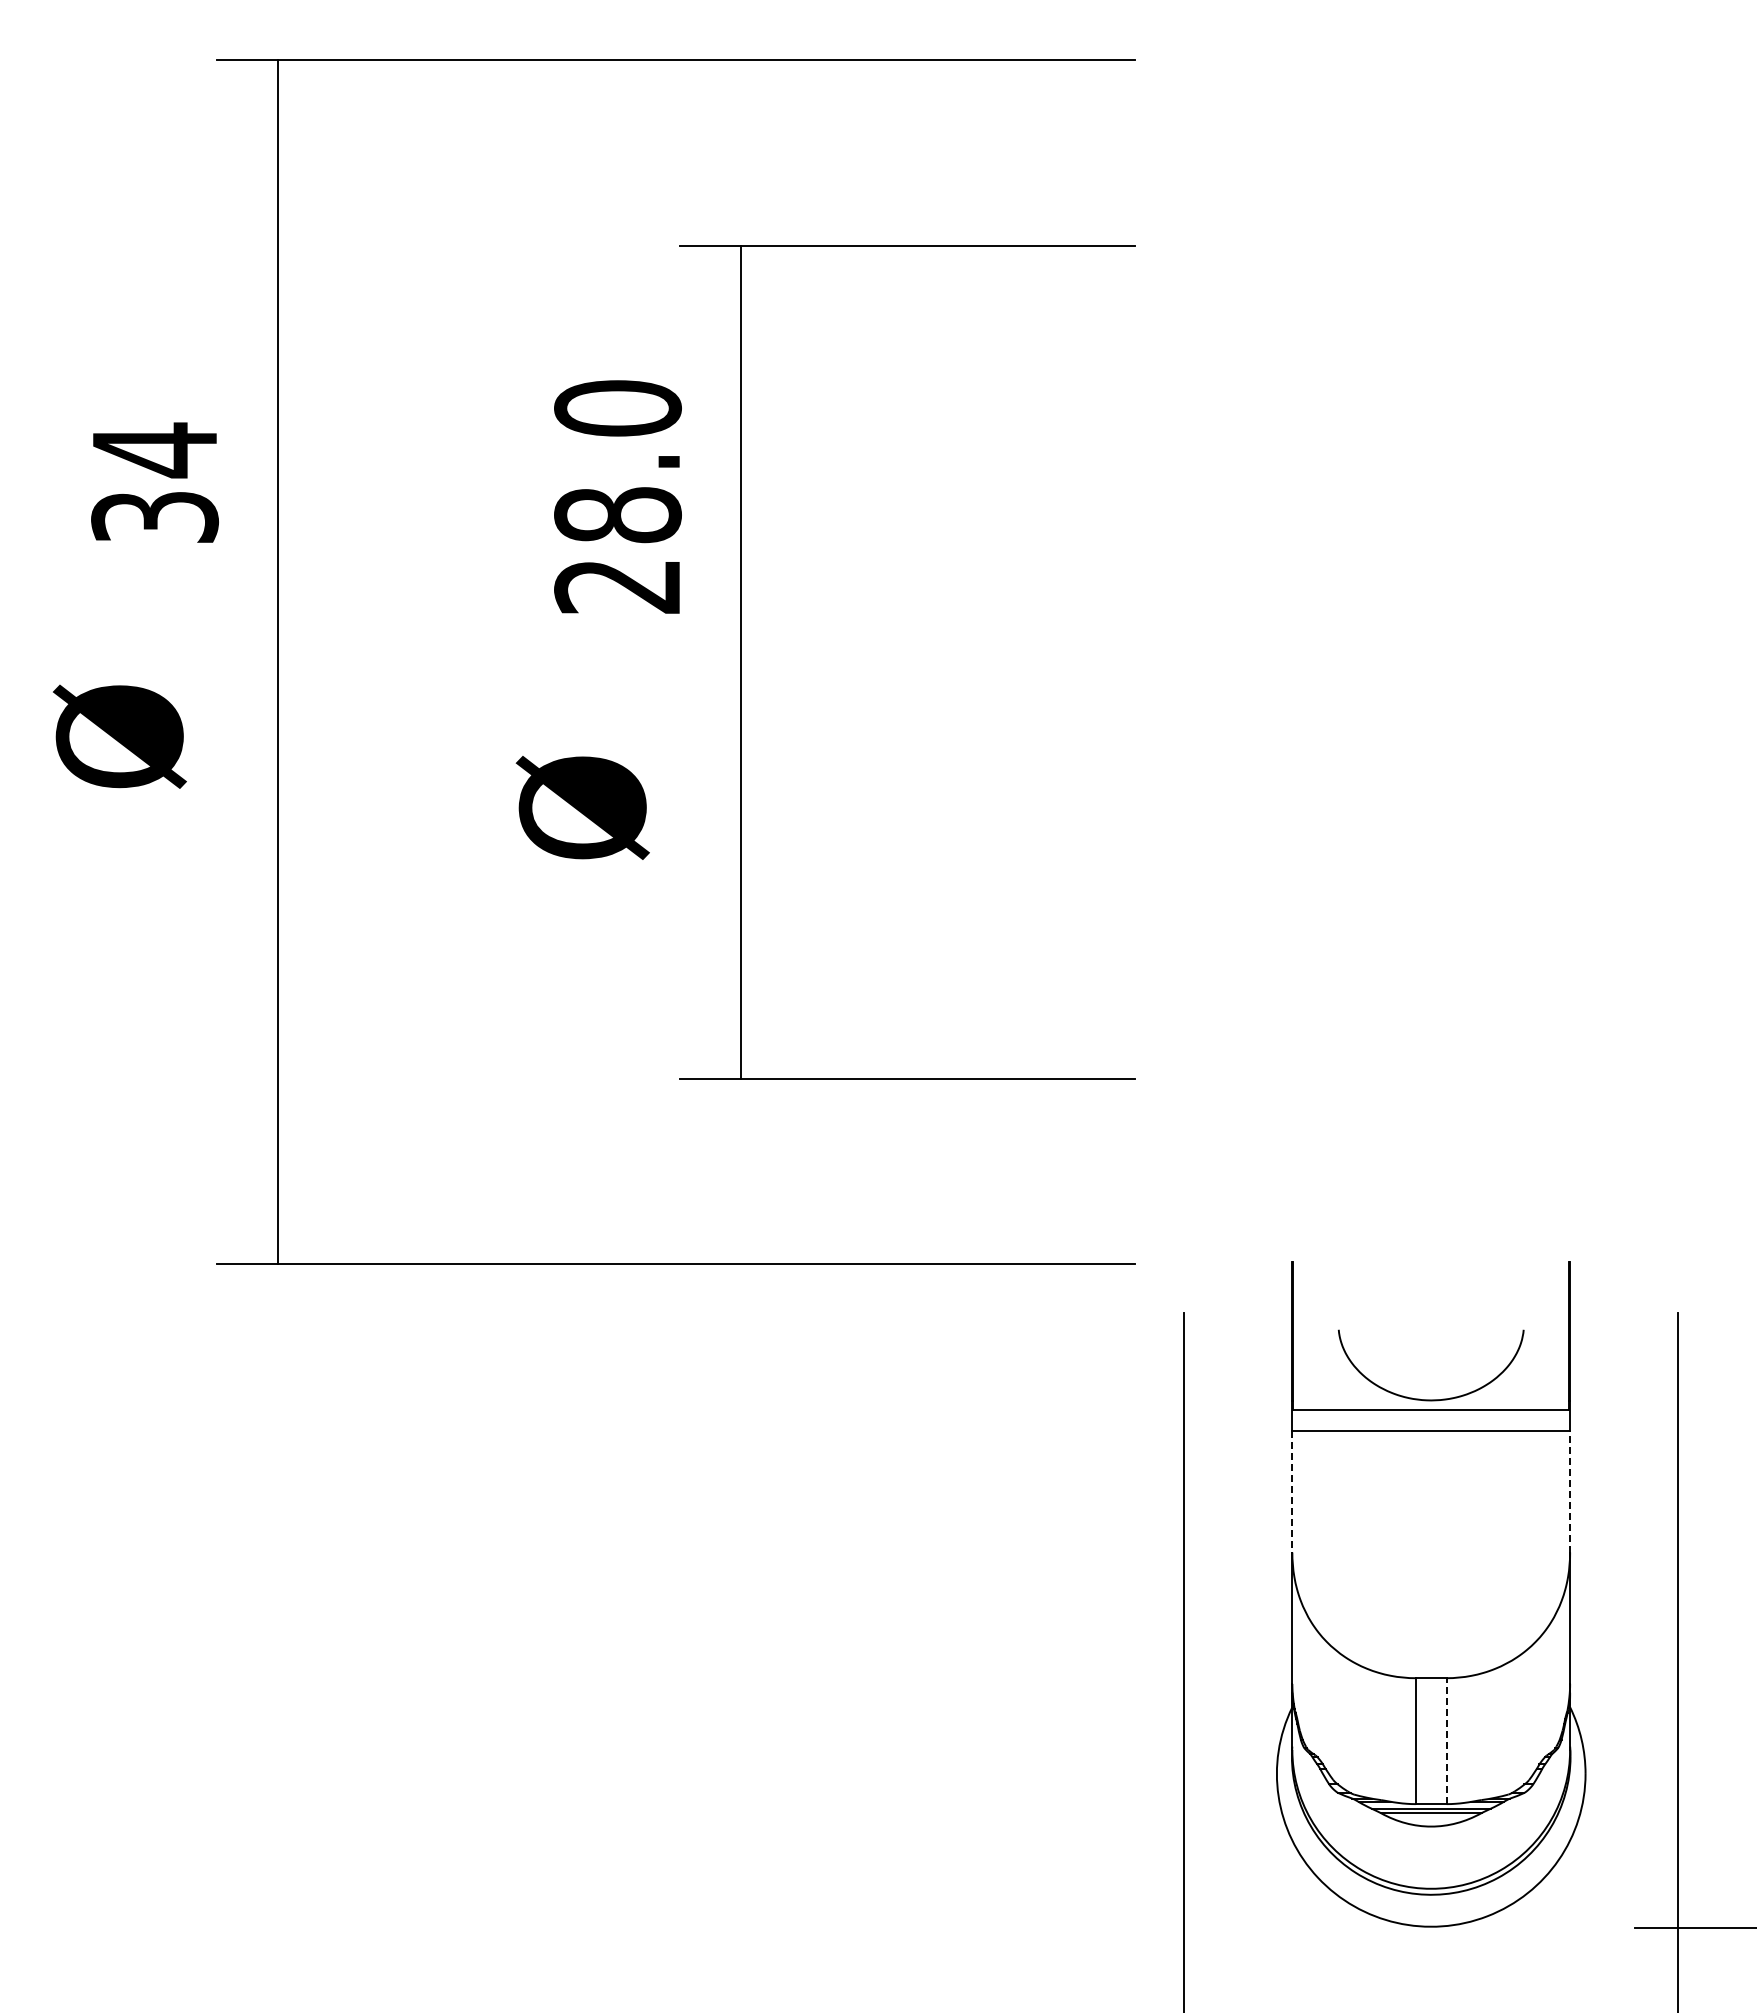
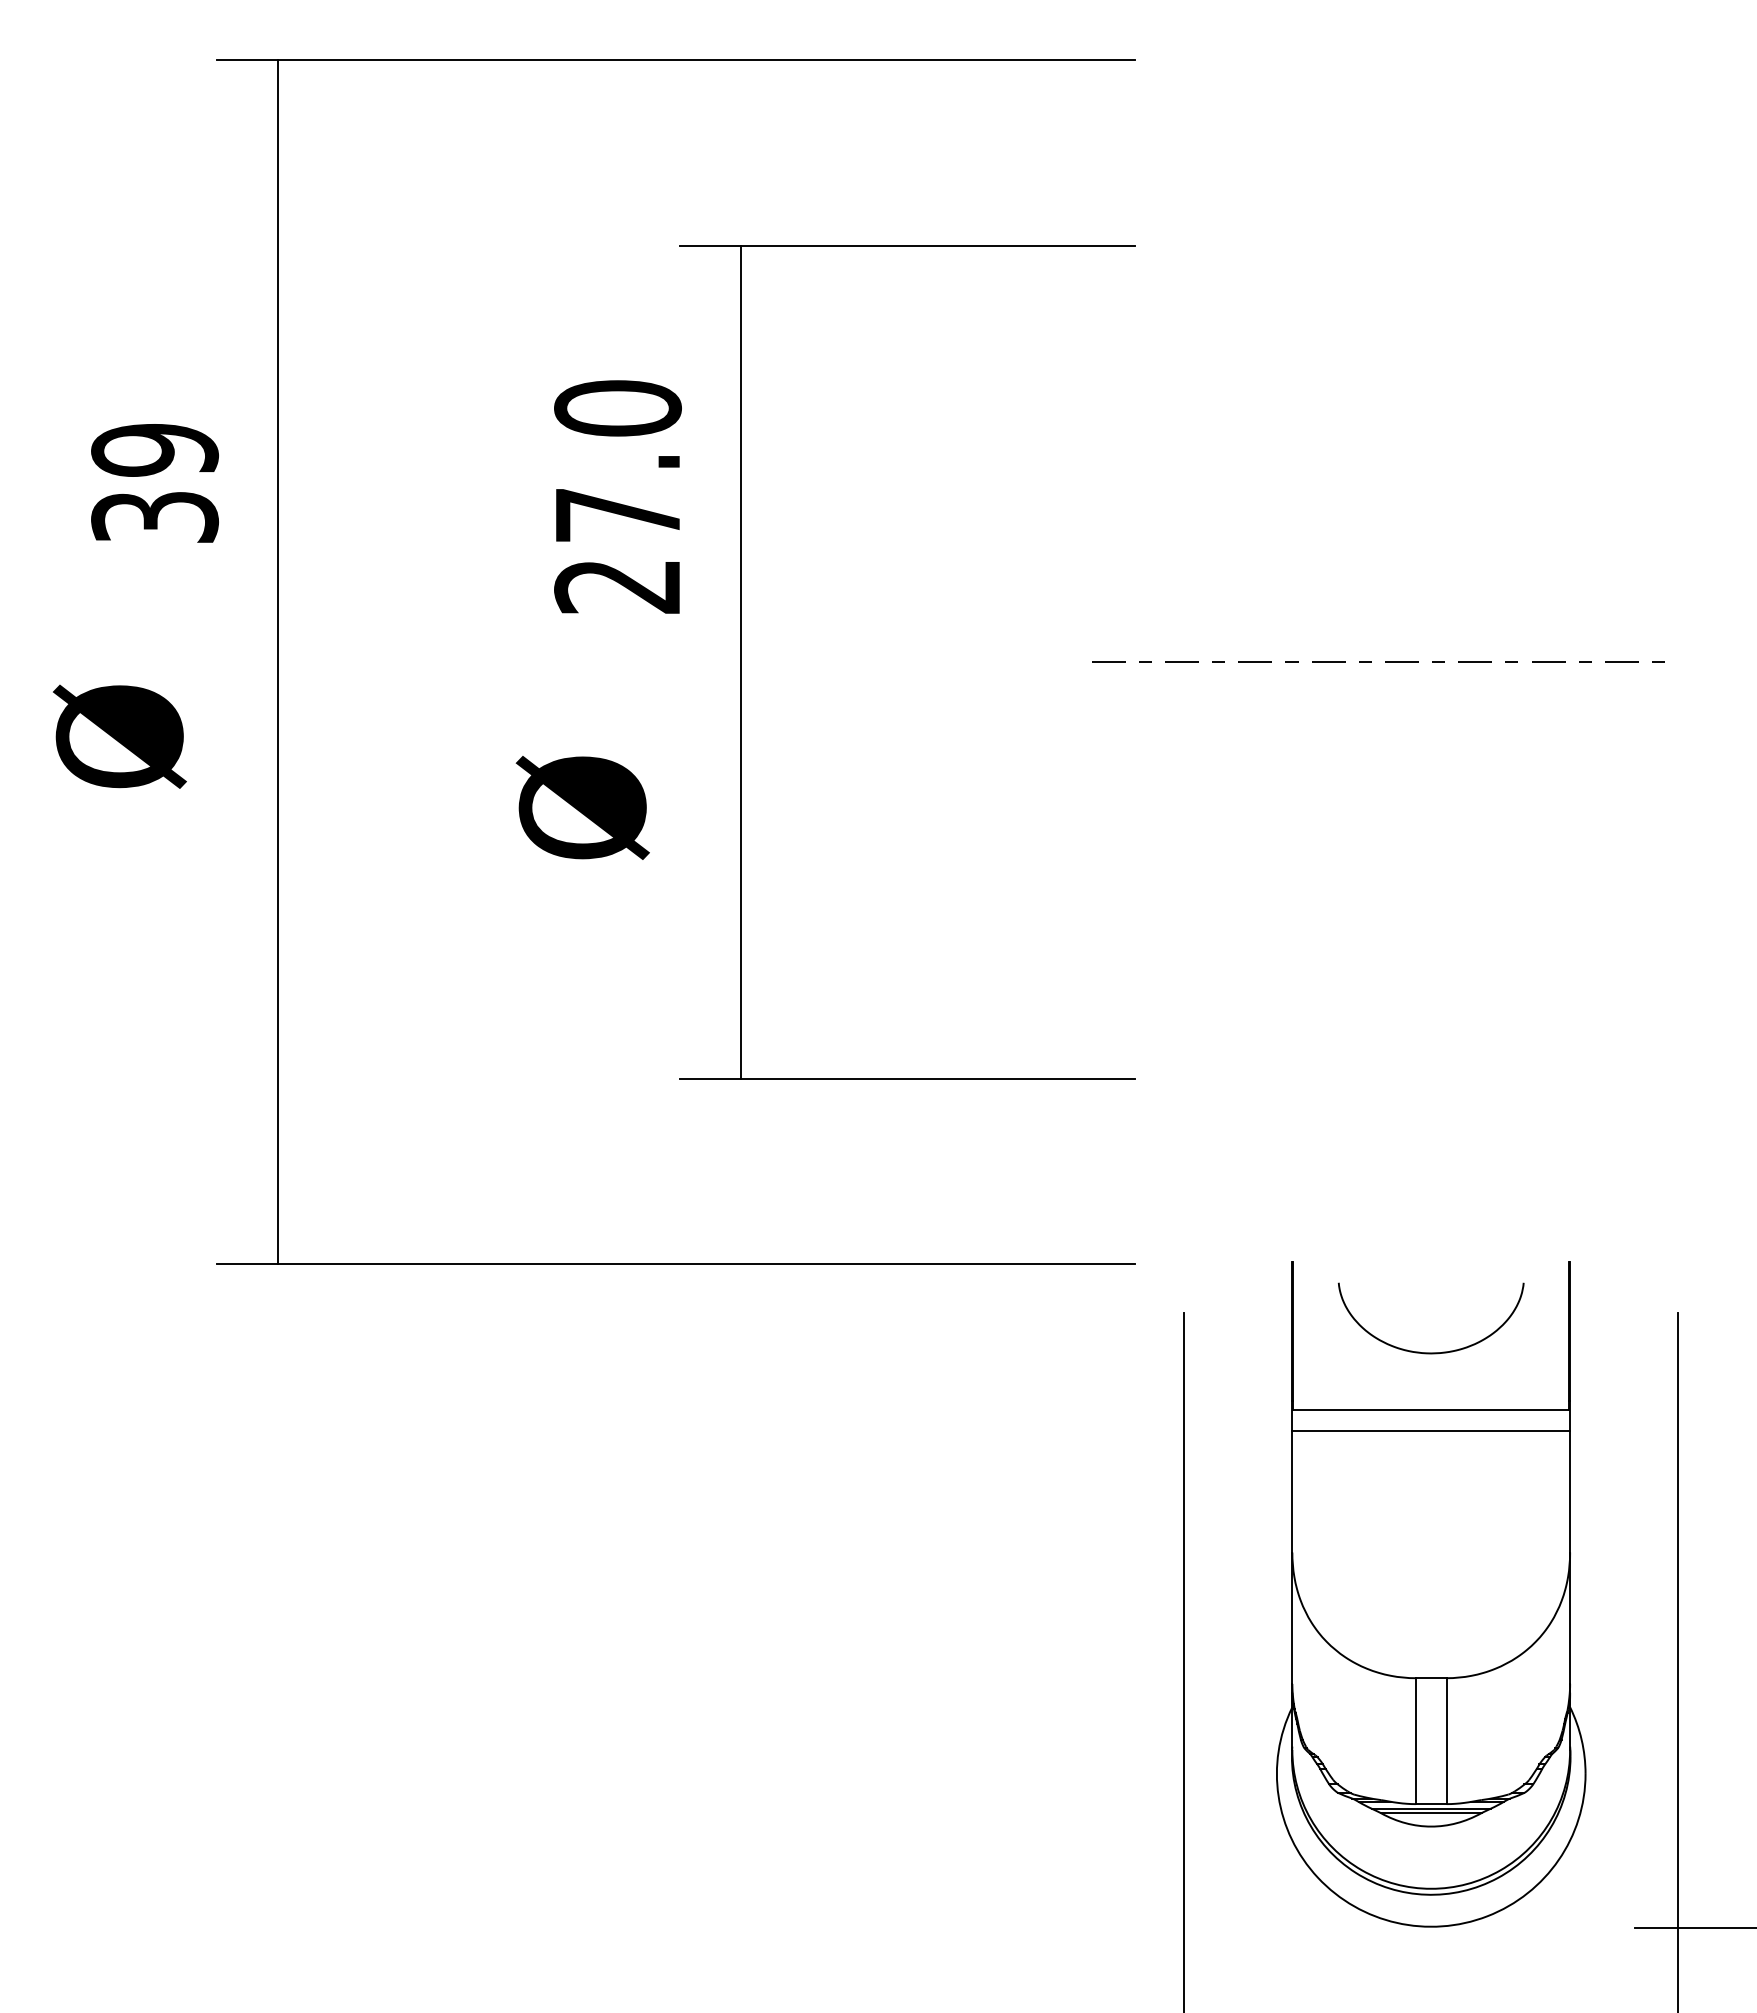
text: 34 -> 39 (154, 450)
text: 28.0 -> 27.0 (617, 515)
line: none -> present (1371, 661)
curve position: (1430, 1399) -> (1430, 1352) (1430, 1352)
line: dashed -> solid (1292, 1491)
line: dashed -> solid (1570, 1491)
line: dashed -> solid (1446, 1741)
